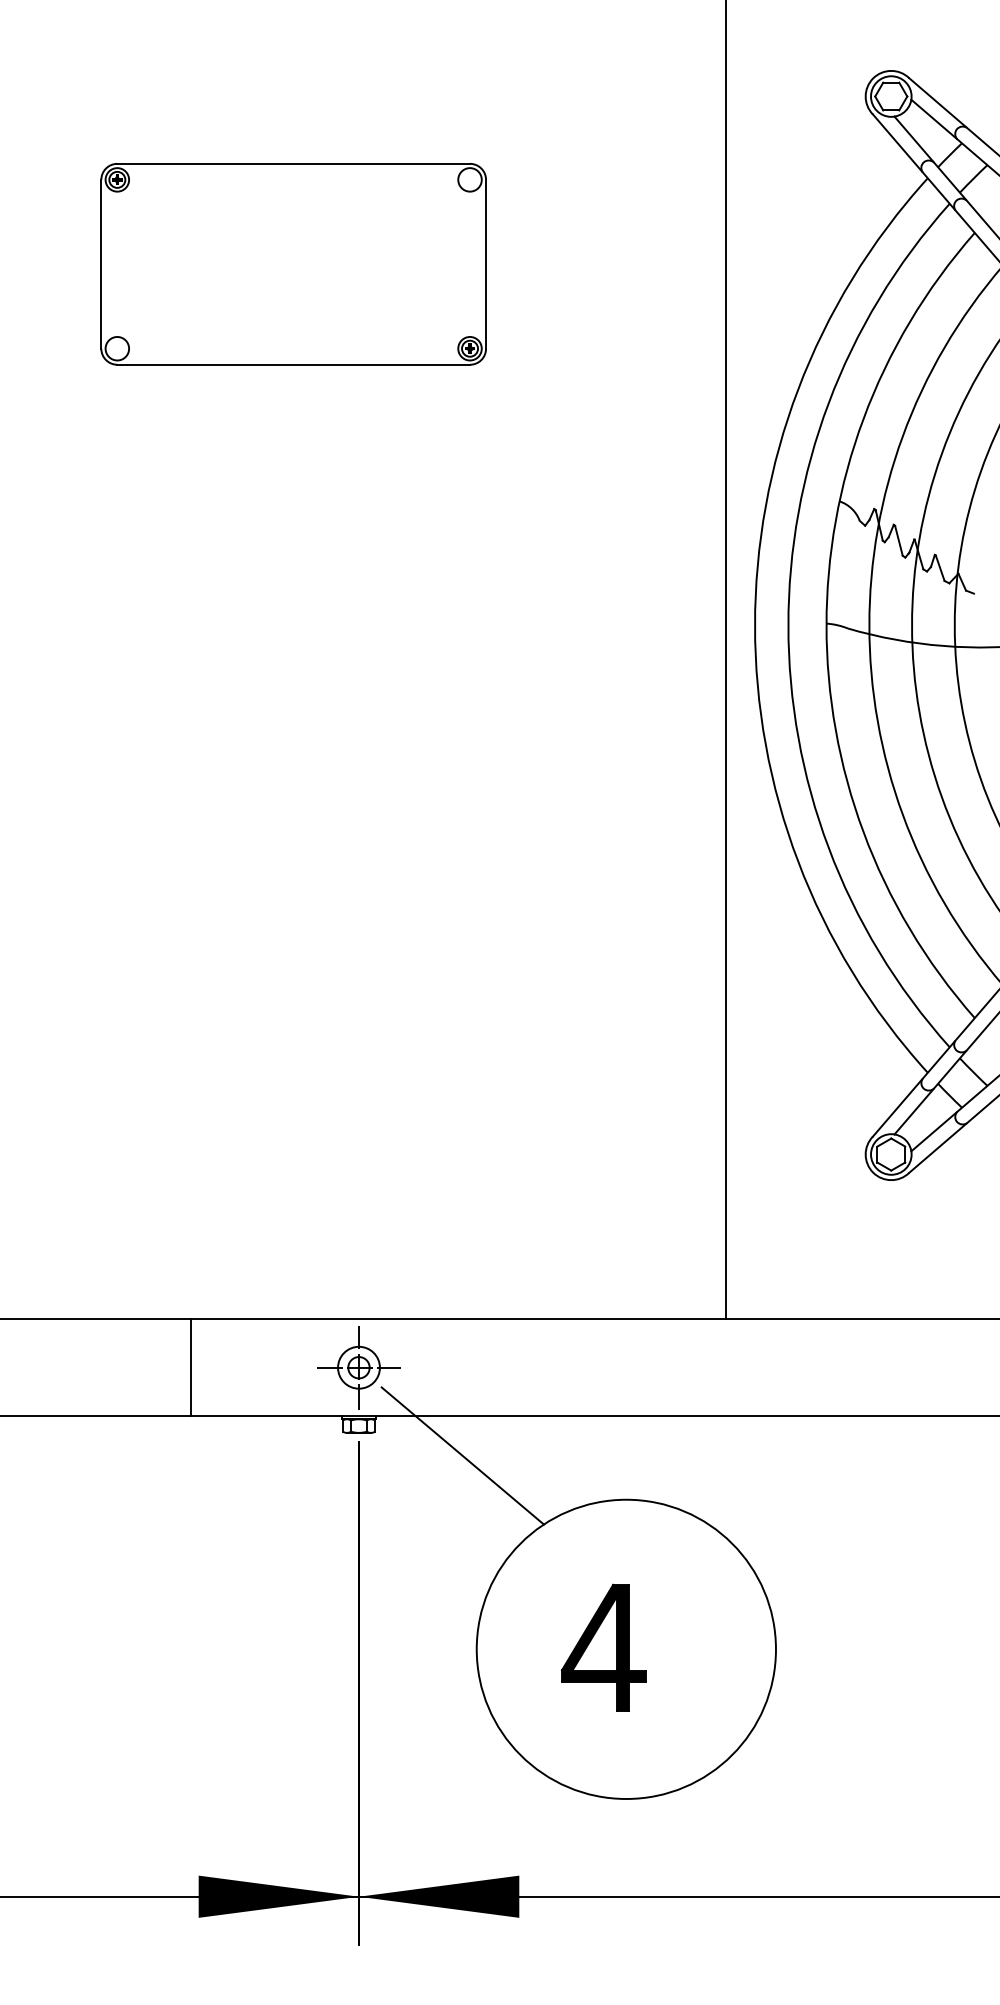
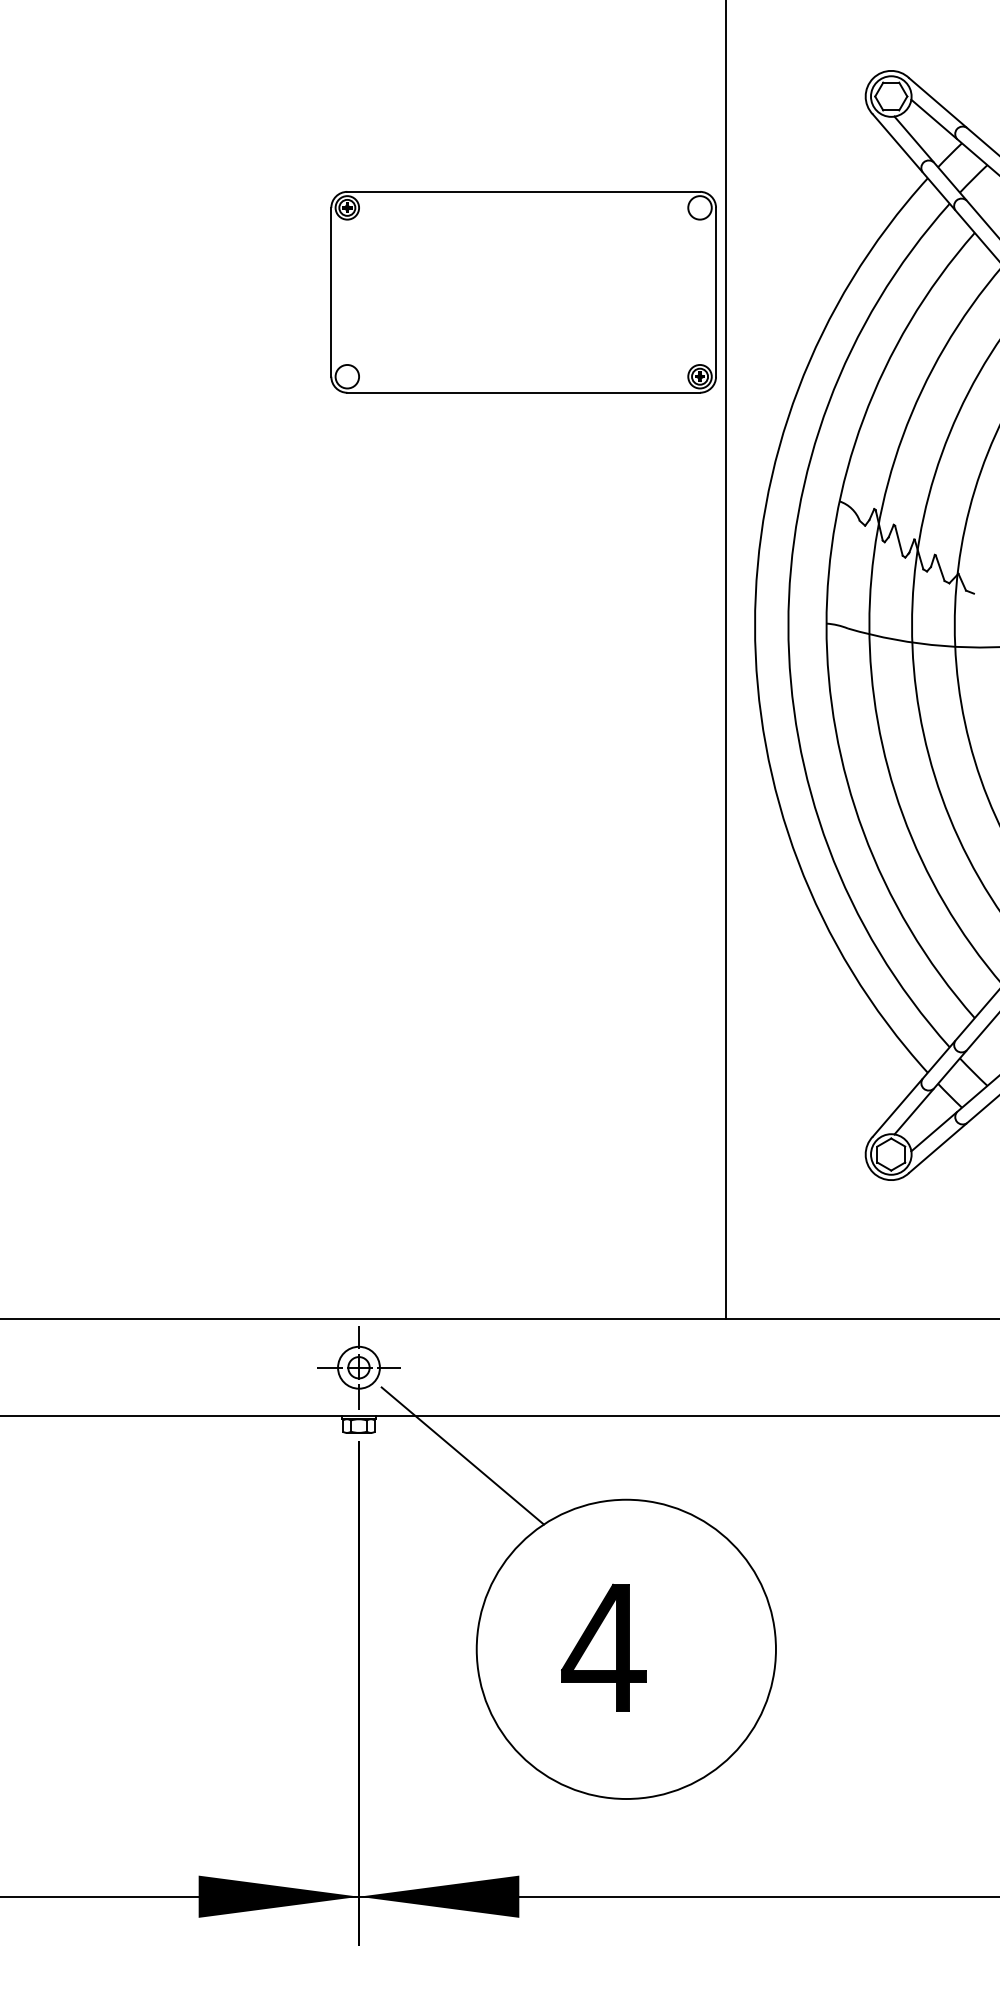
part position: (293, 264) -> (523, 292) (523, 292)
line: present -> none (191, 1367)
